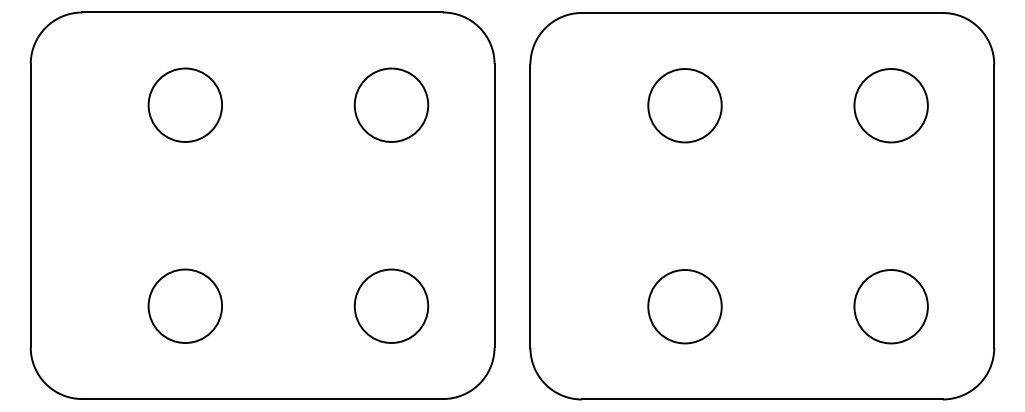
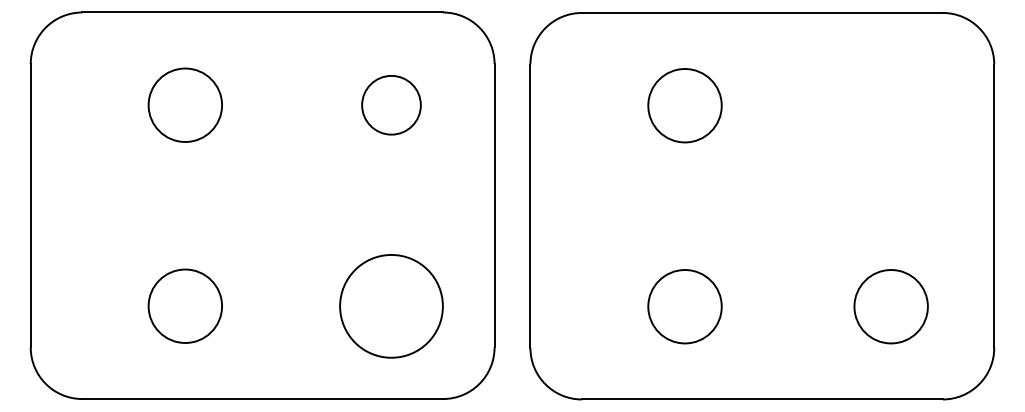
circle diameter: 73 px -> 59 px (391, 104)
circle: present -> none (890, 105)
circle size: 77x76 px -> 105x105 px (391, 306)
